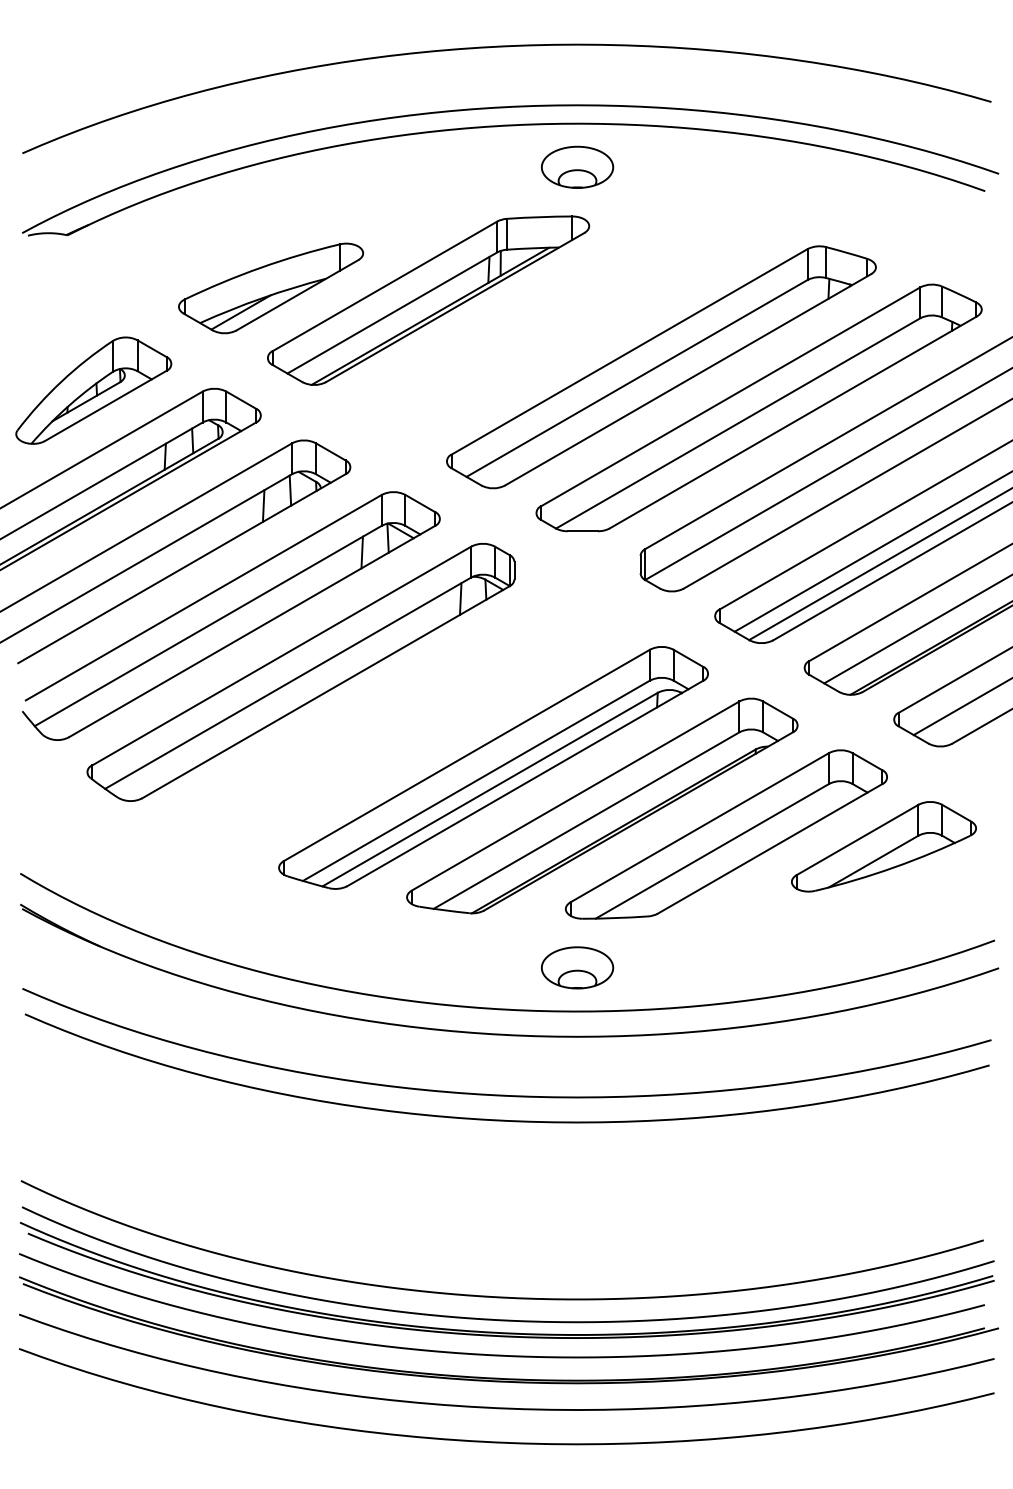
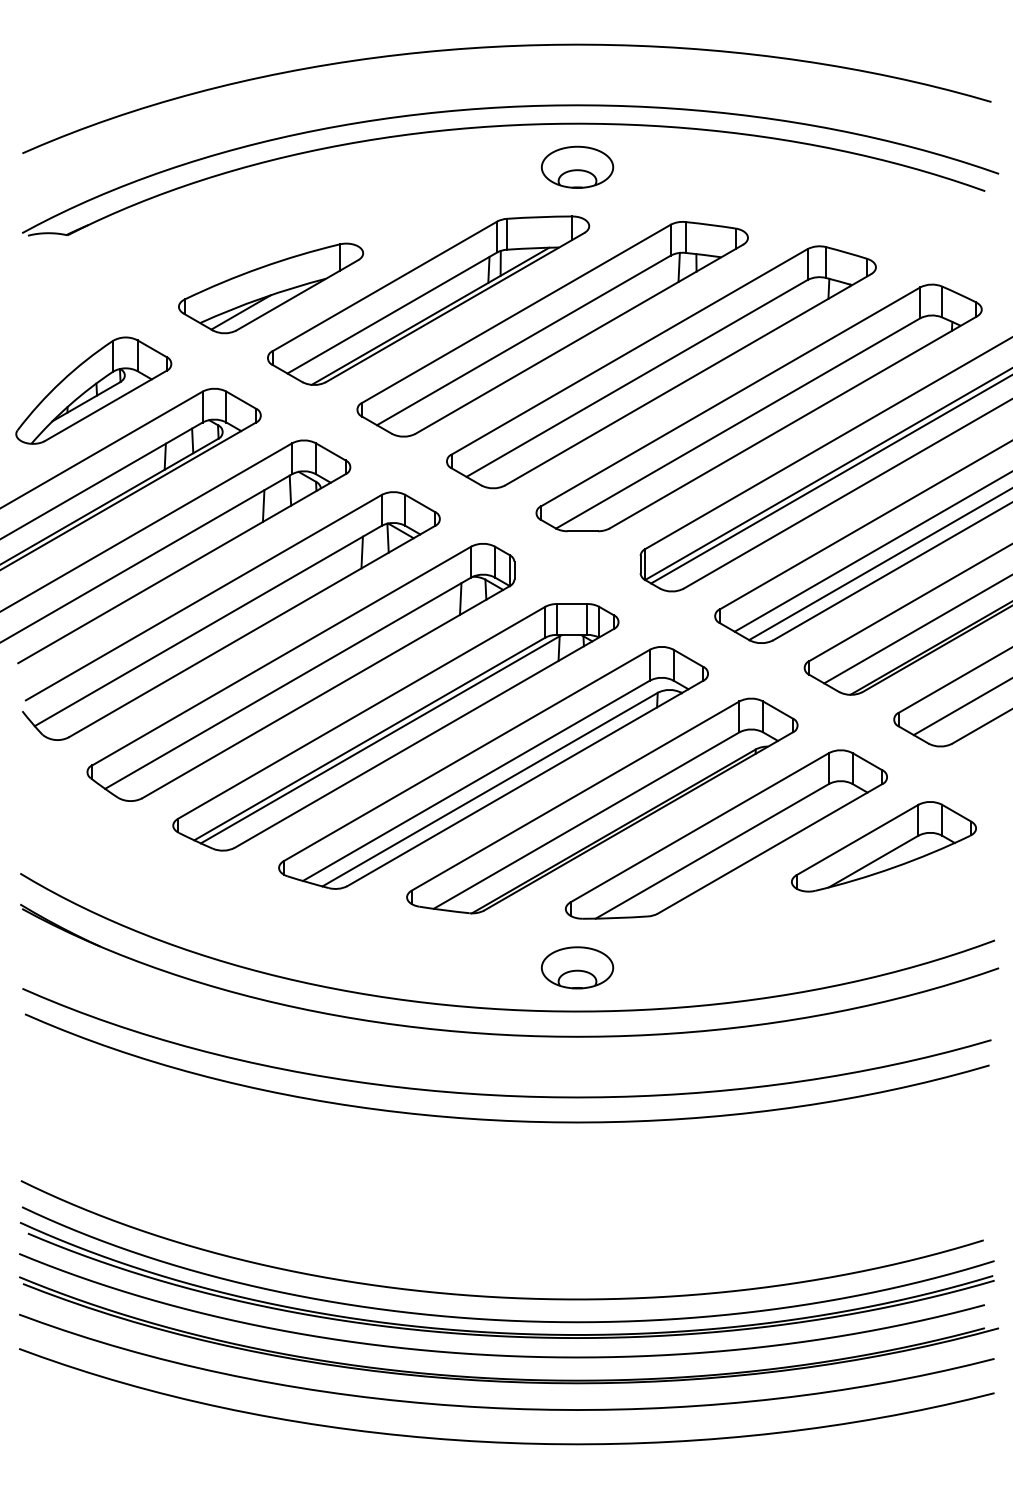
part: none -> present (552, 329)
line: none -> present (830, 479)
part: none -> present (395, 727)
